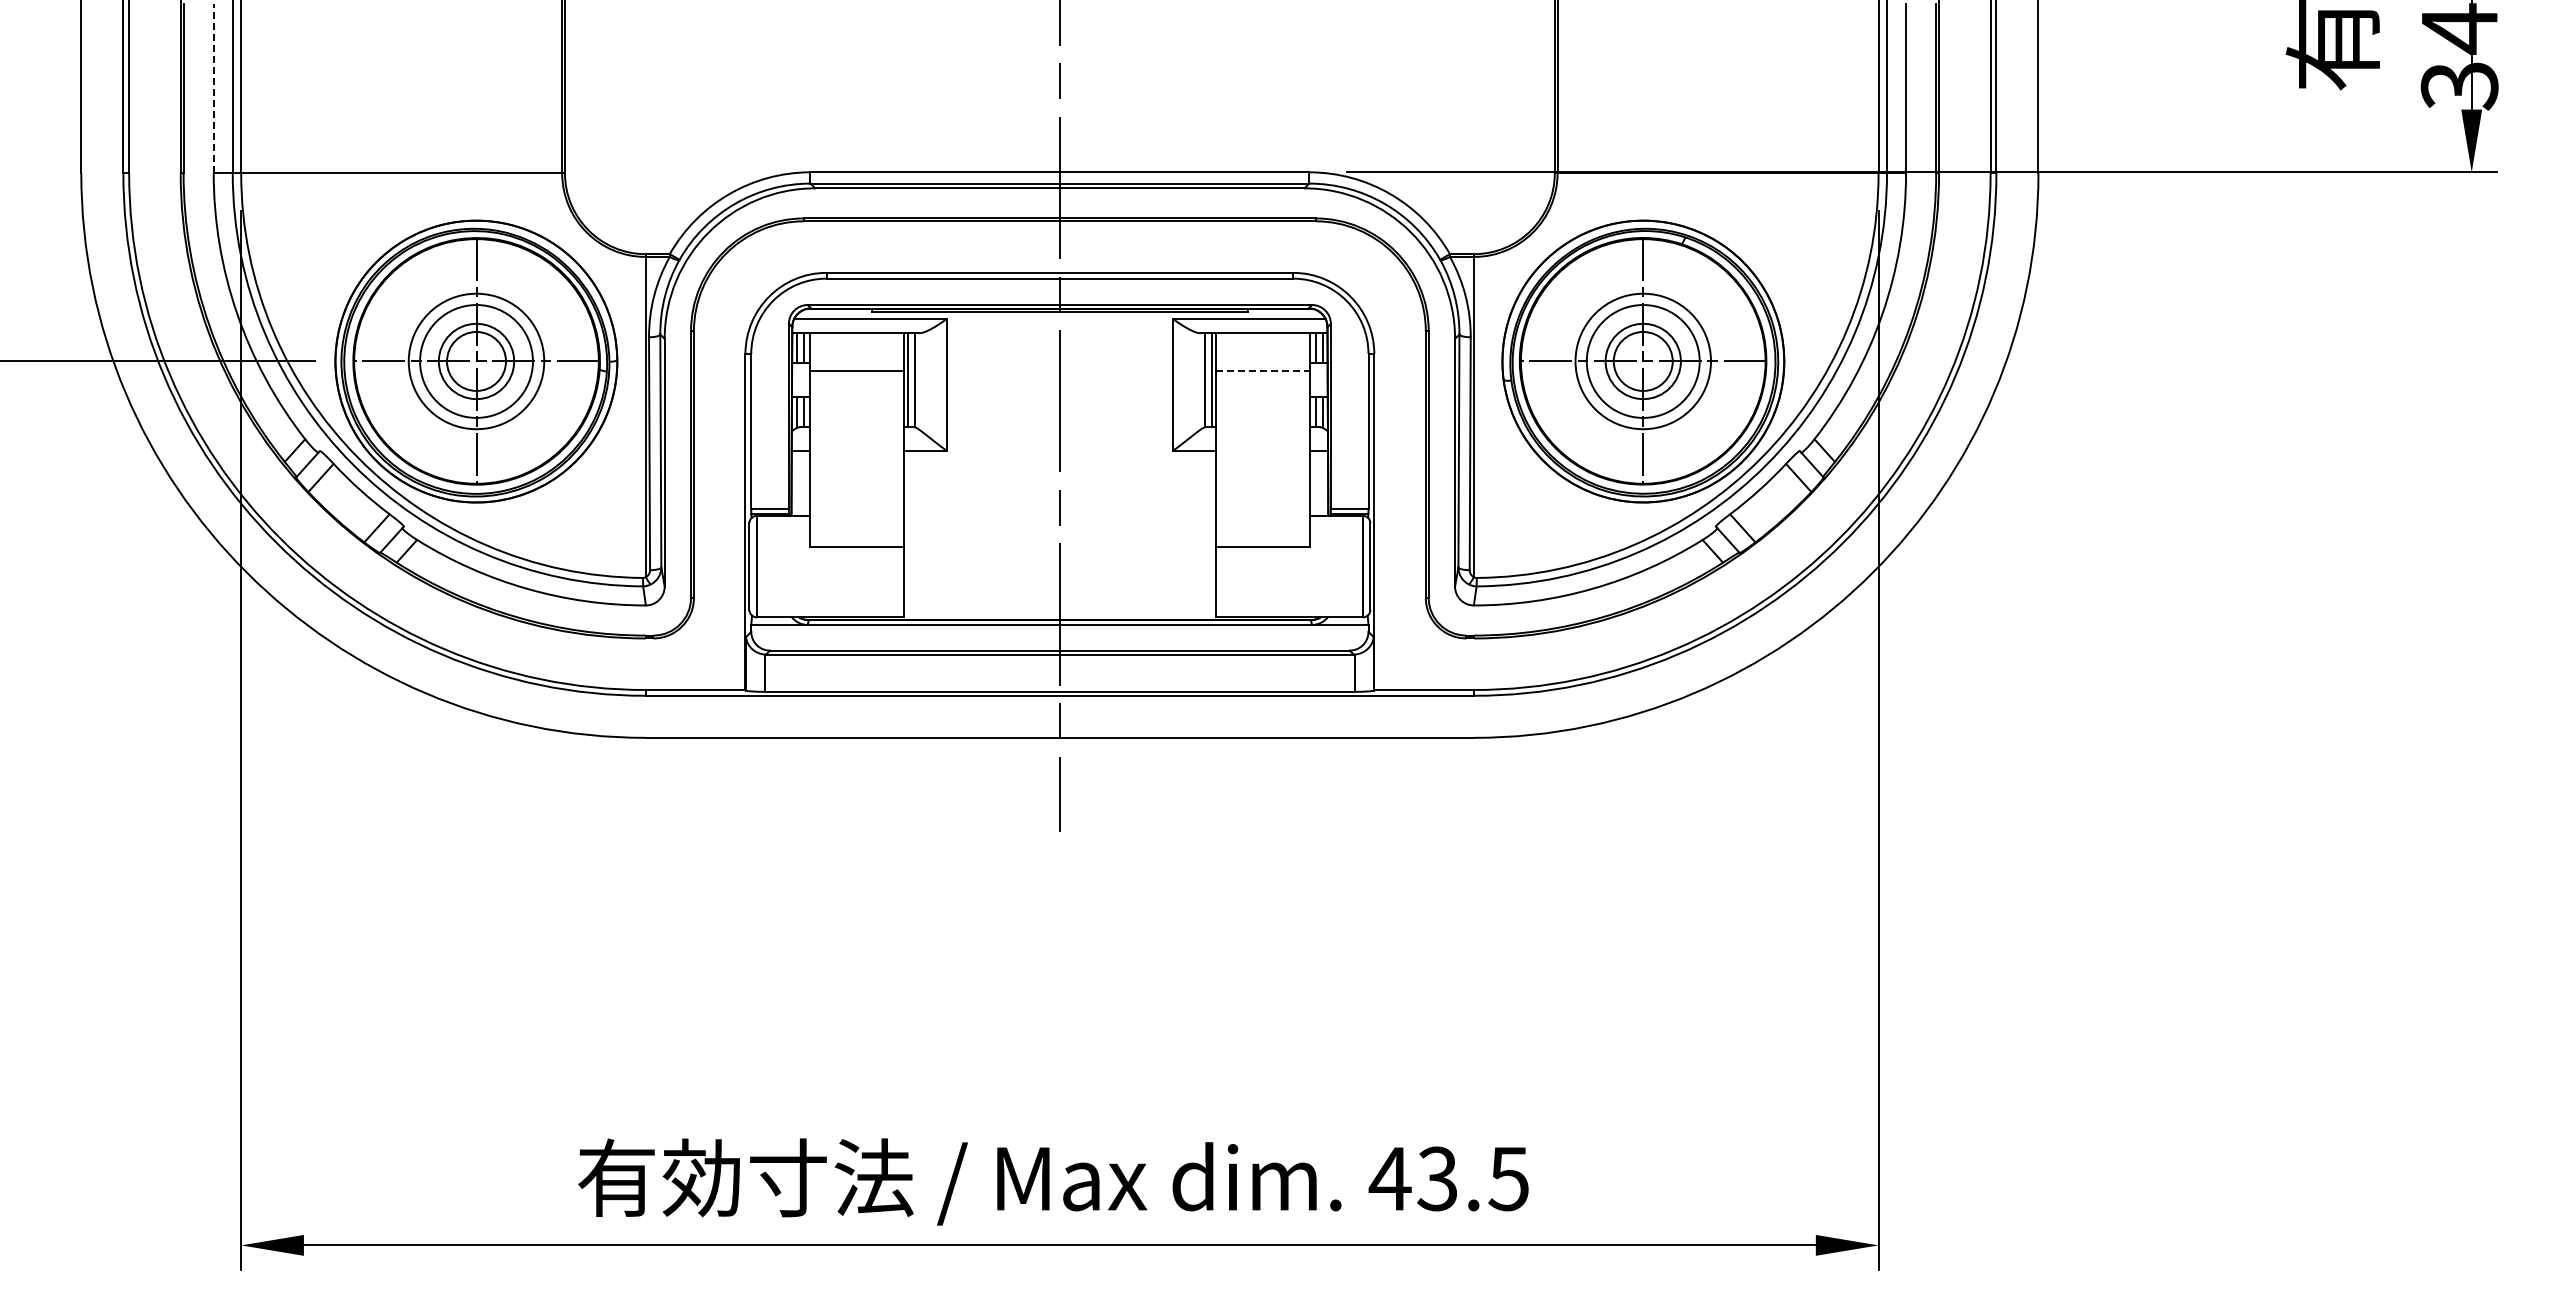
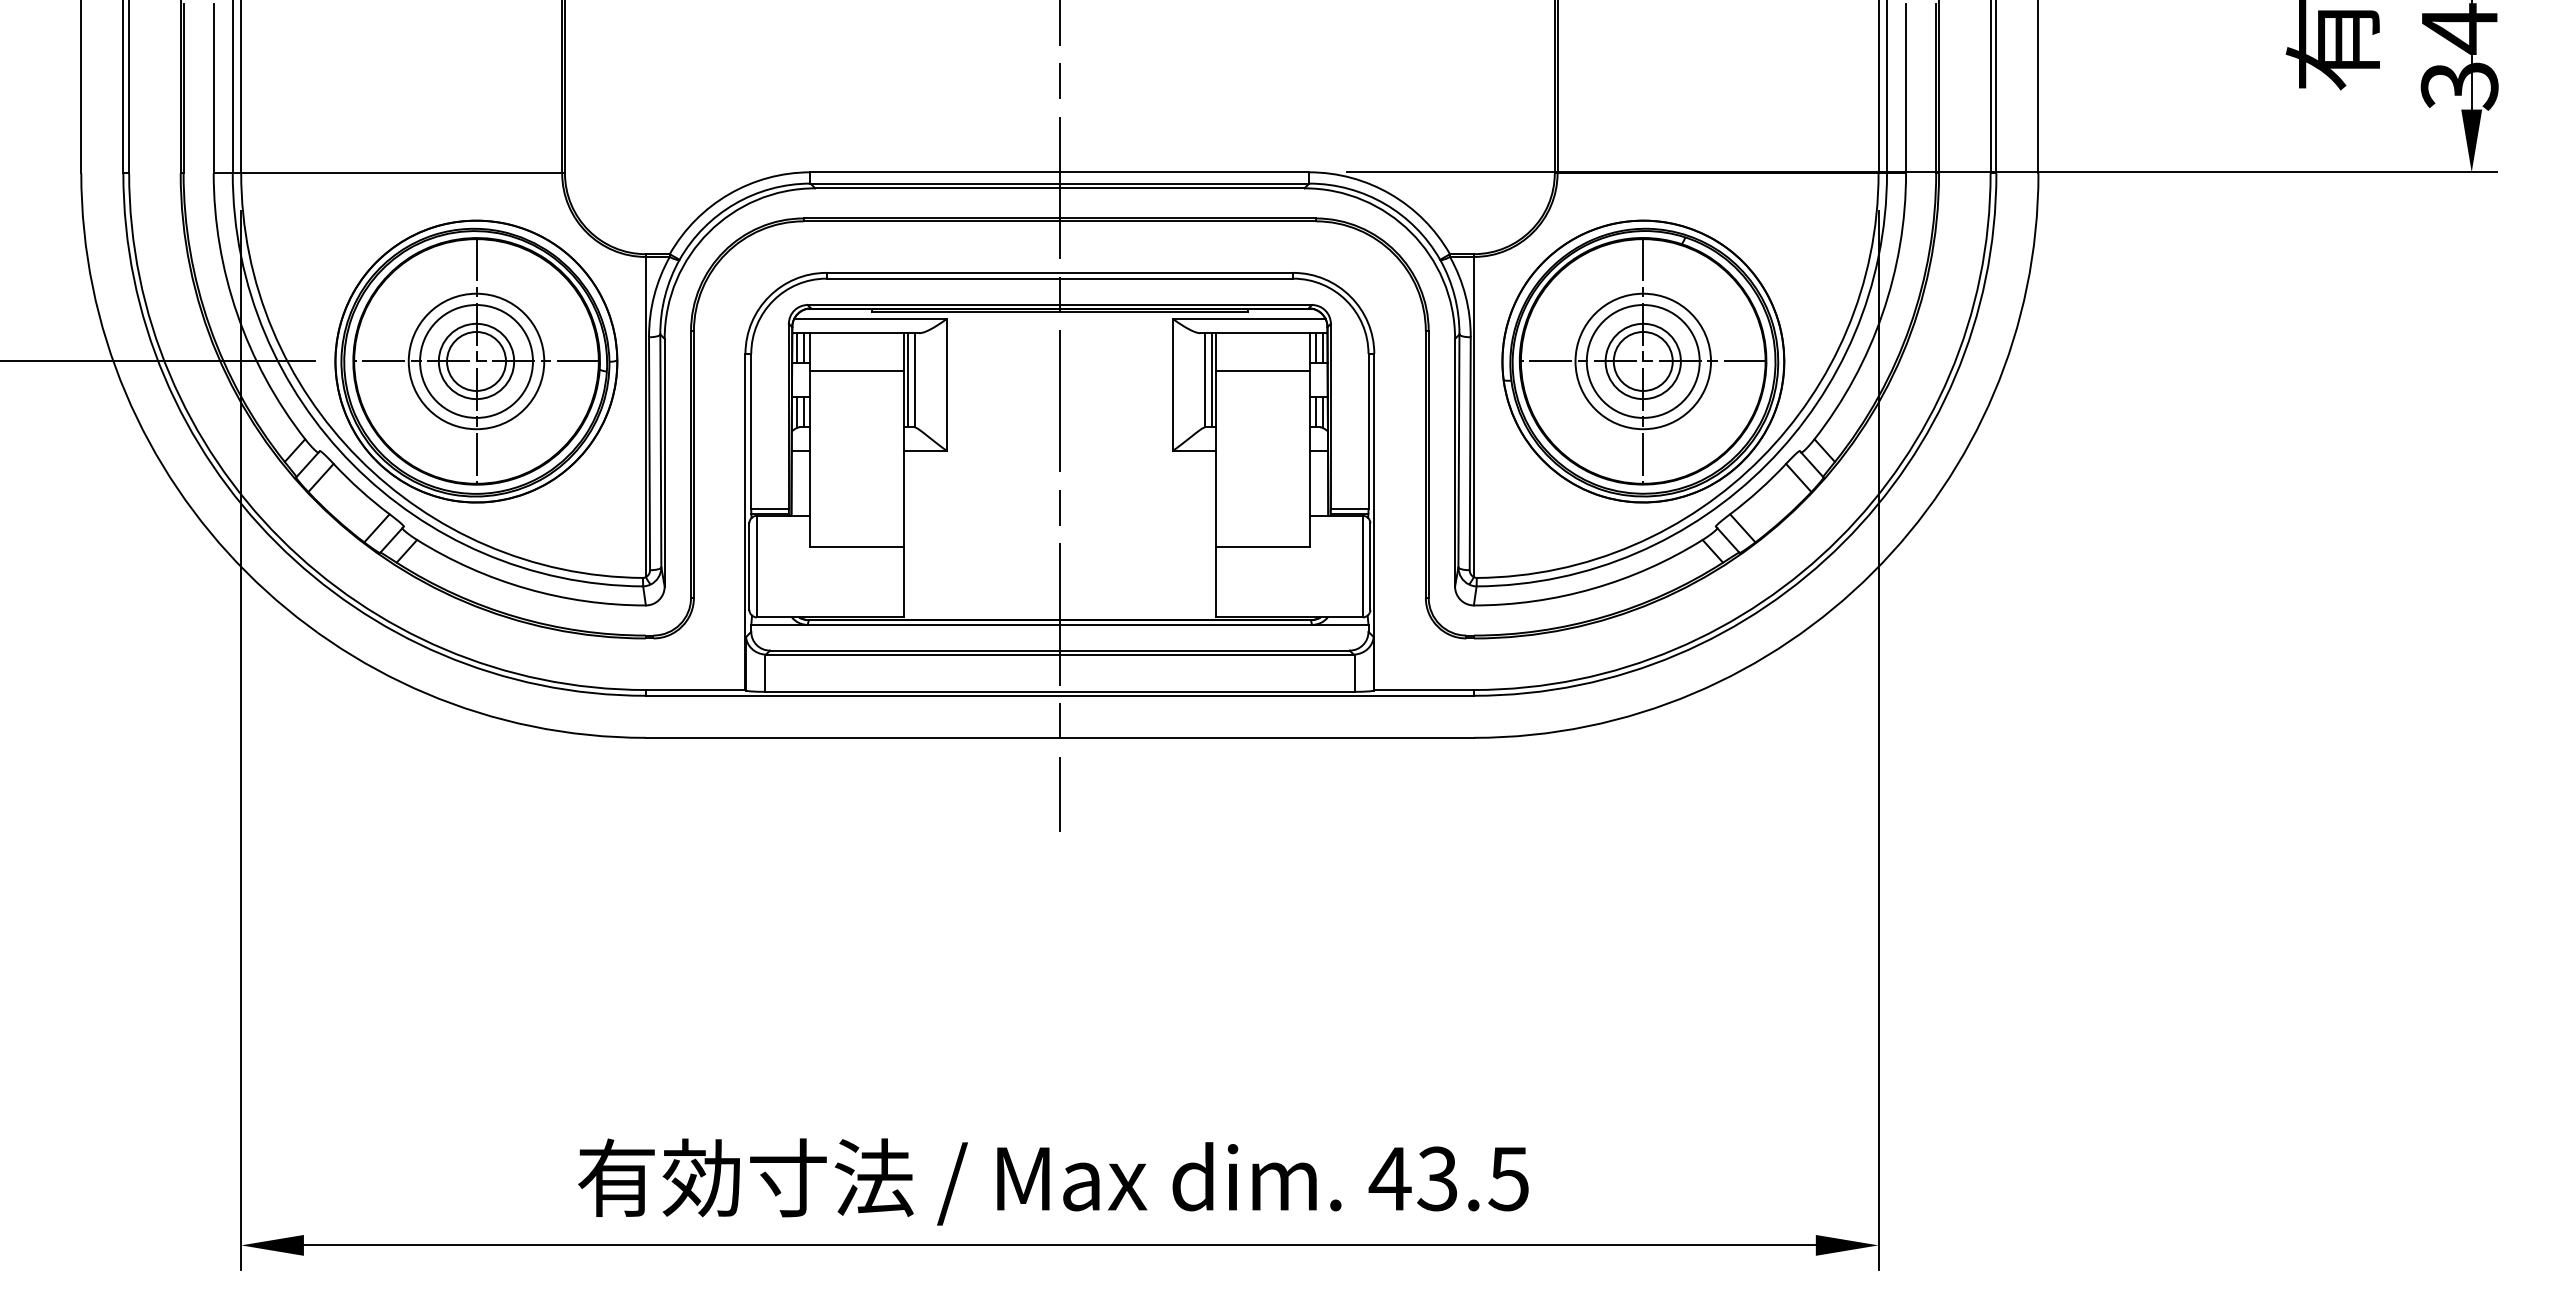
line: dashed -> solid (213, 88)
line: dashed -> solid (1263, 370)
